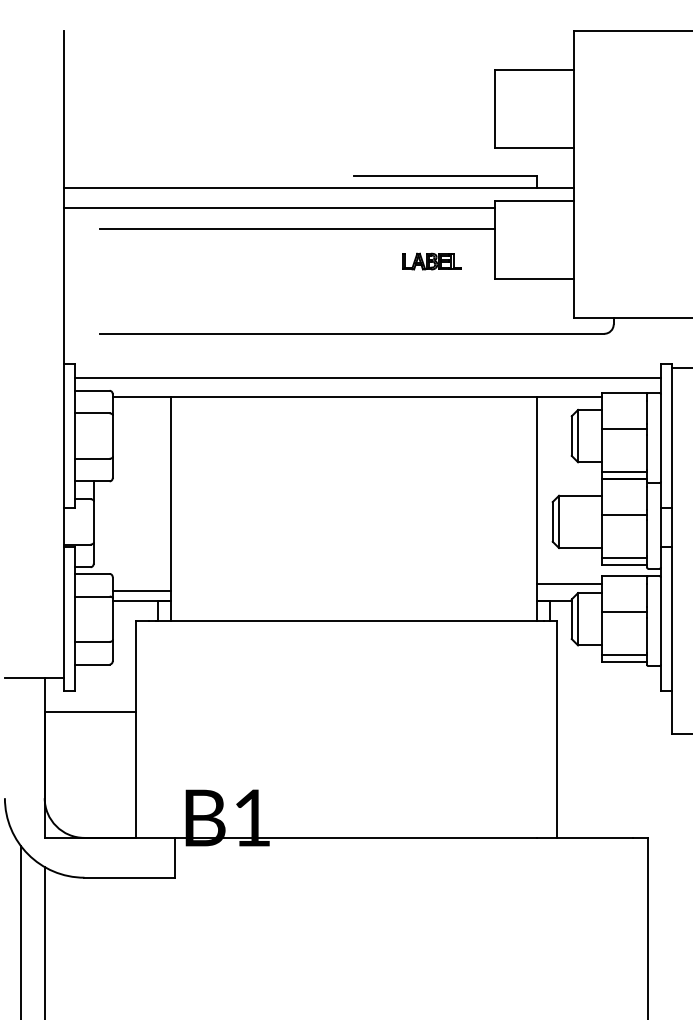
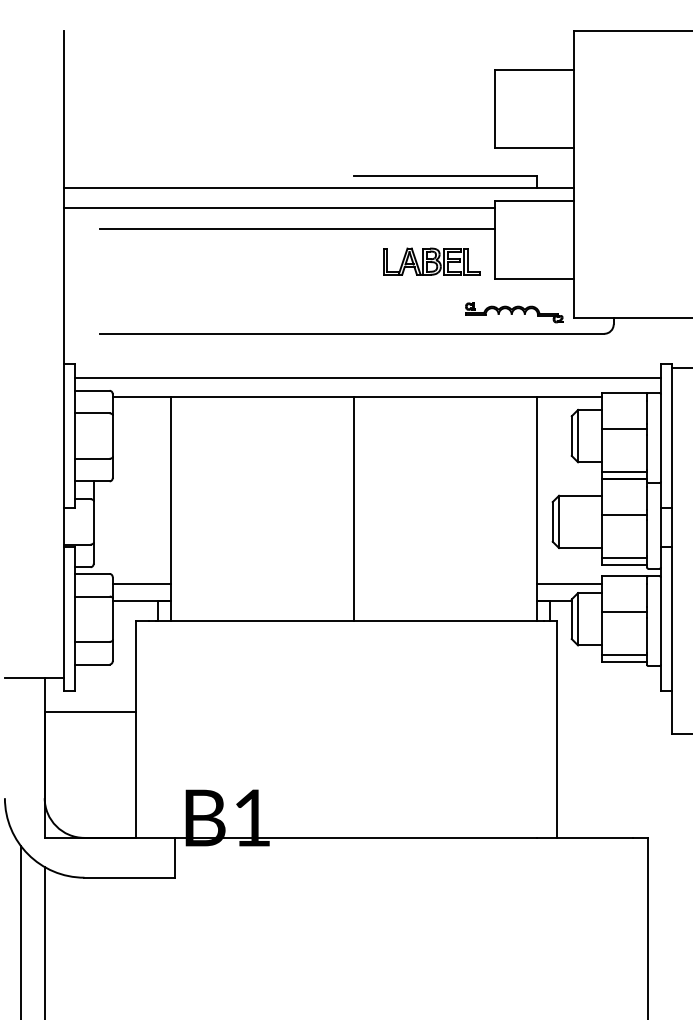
part size: 60x19 px -> 98x29 px (431, 261)
part: none -> present (514, 312)
line: none -> present (354, 509)
line position: (141, 590) -> (141, 583) (141, 583)
